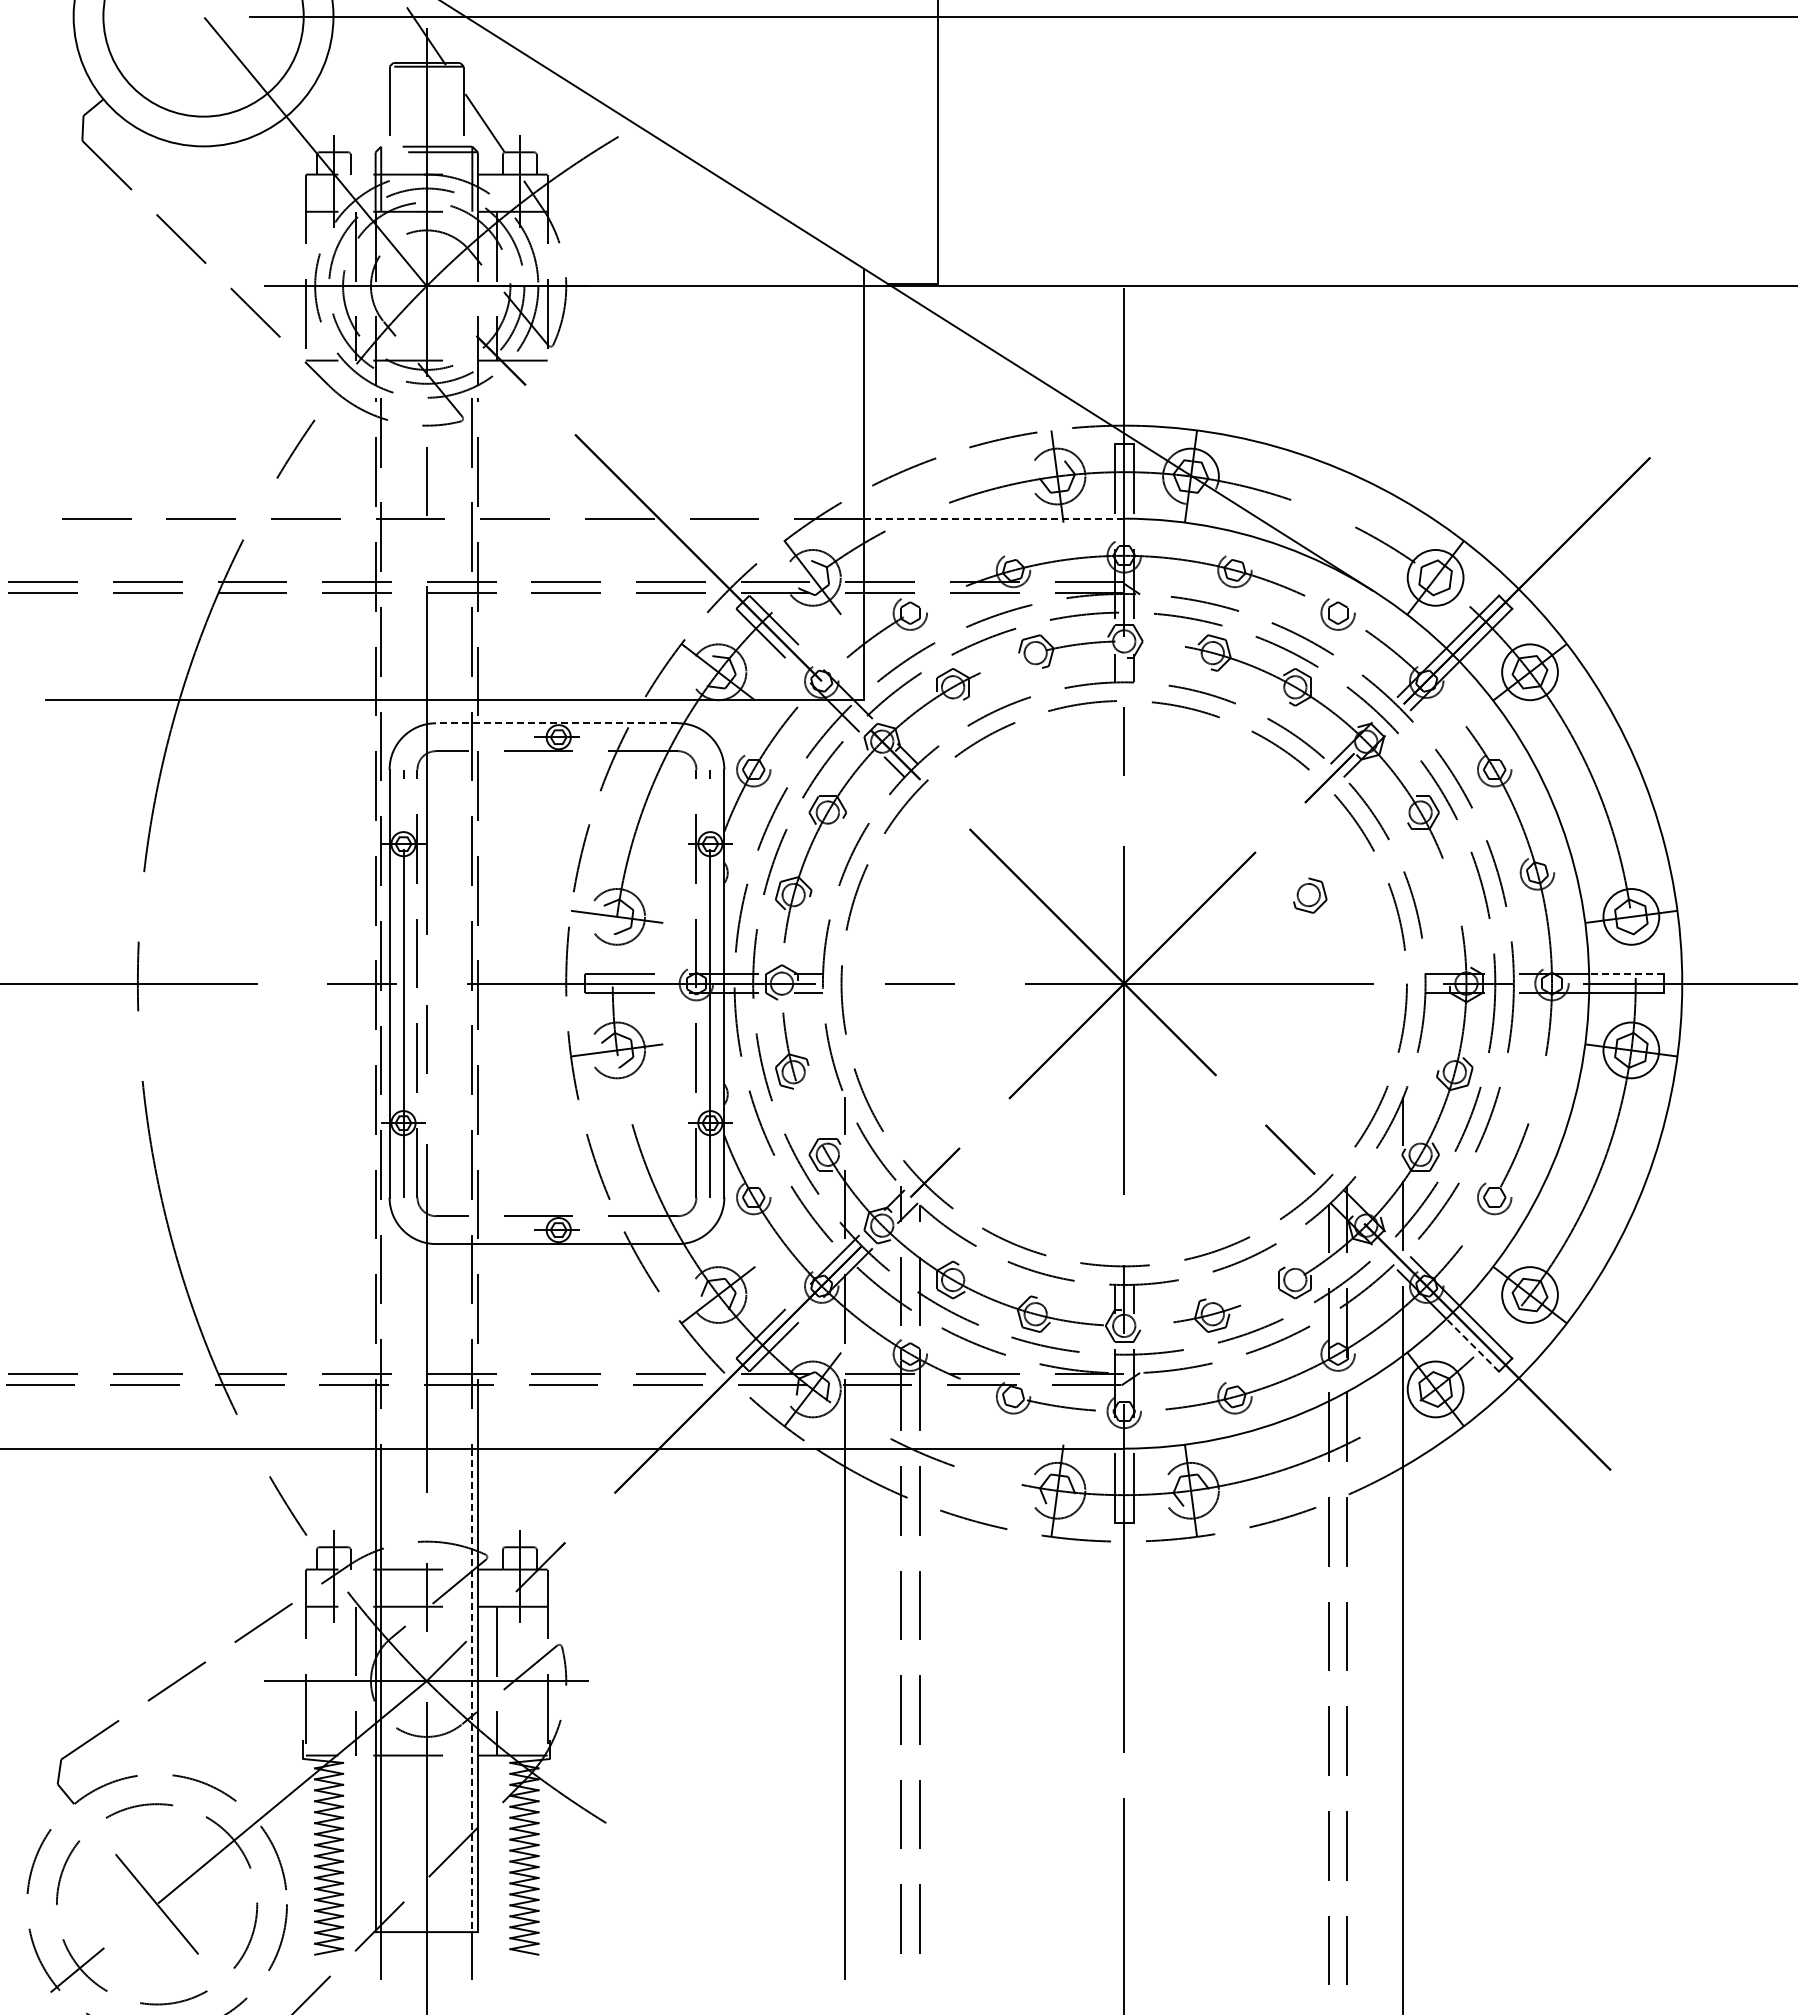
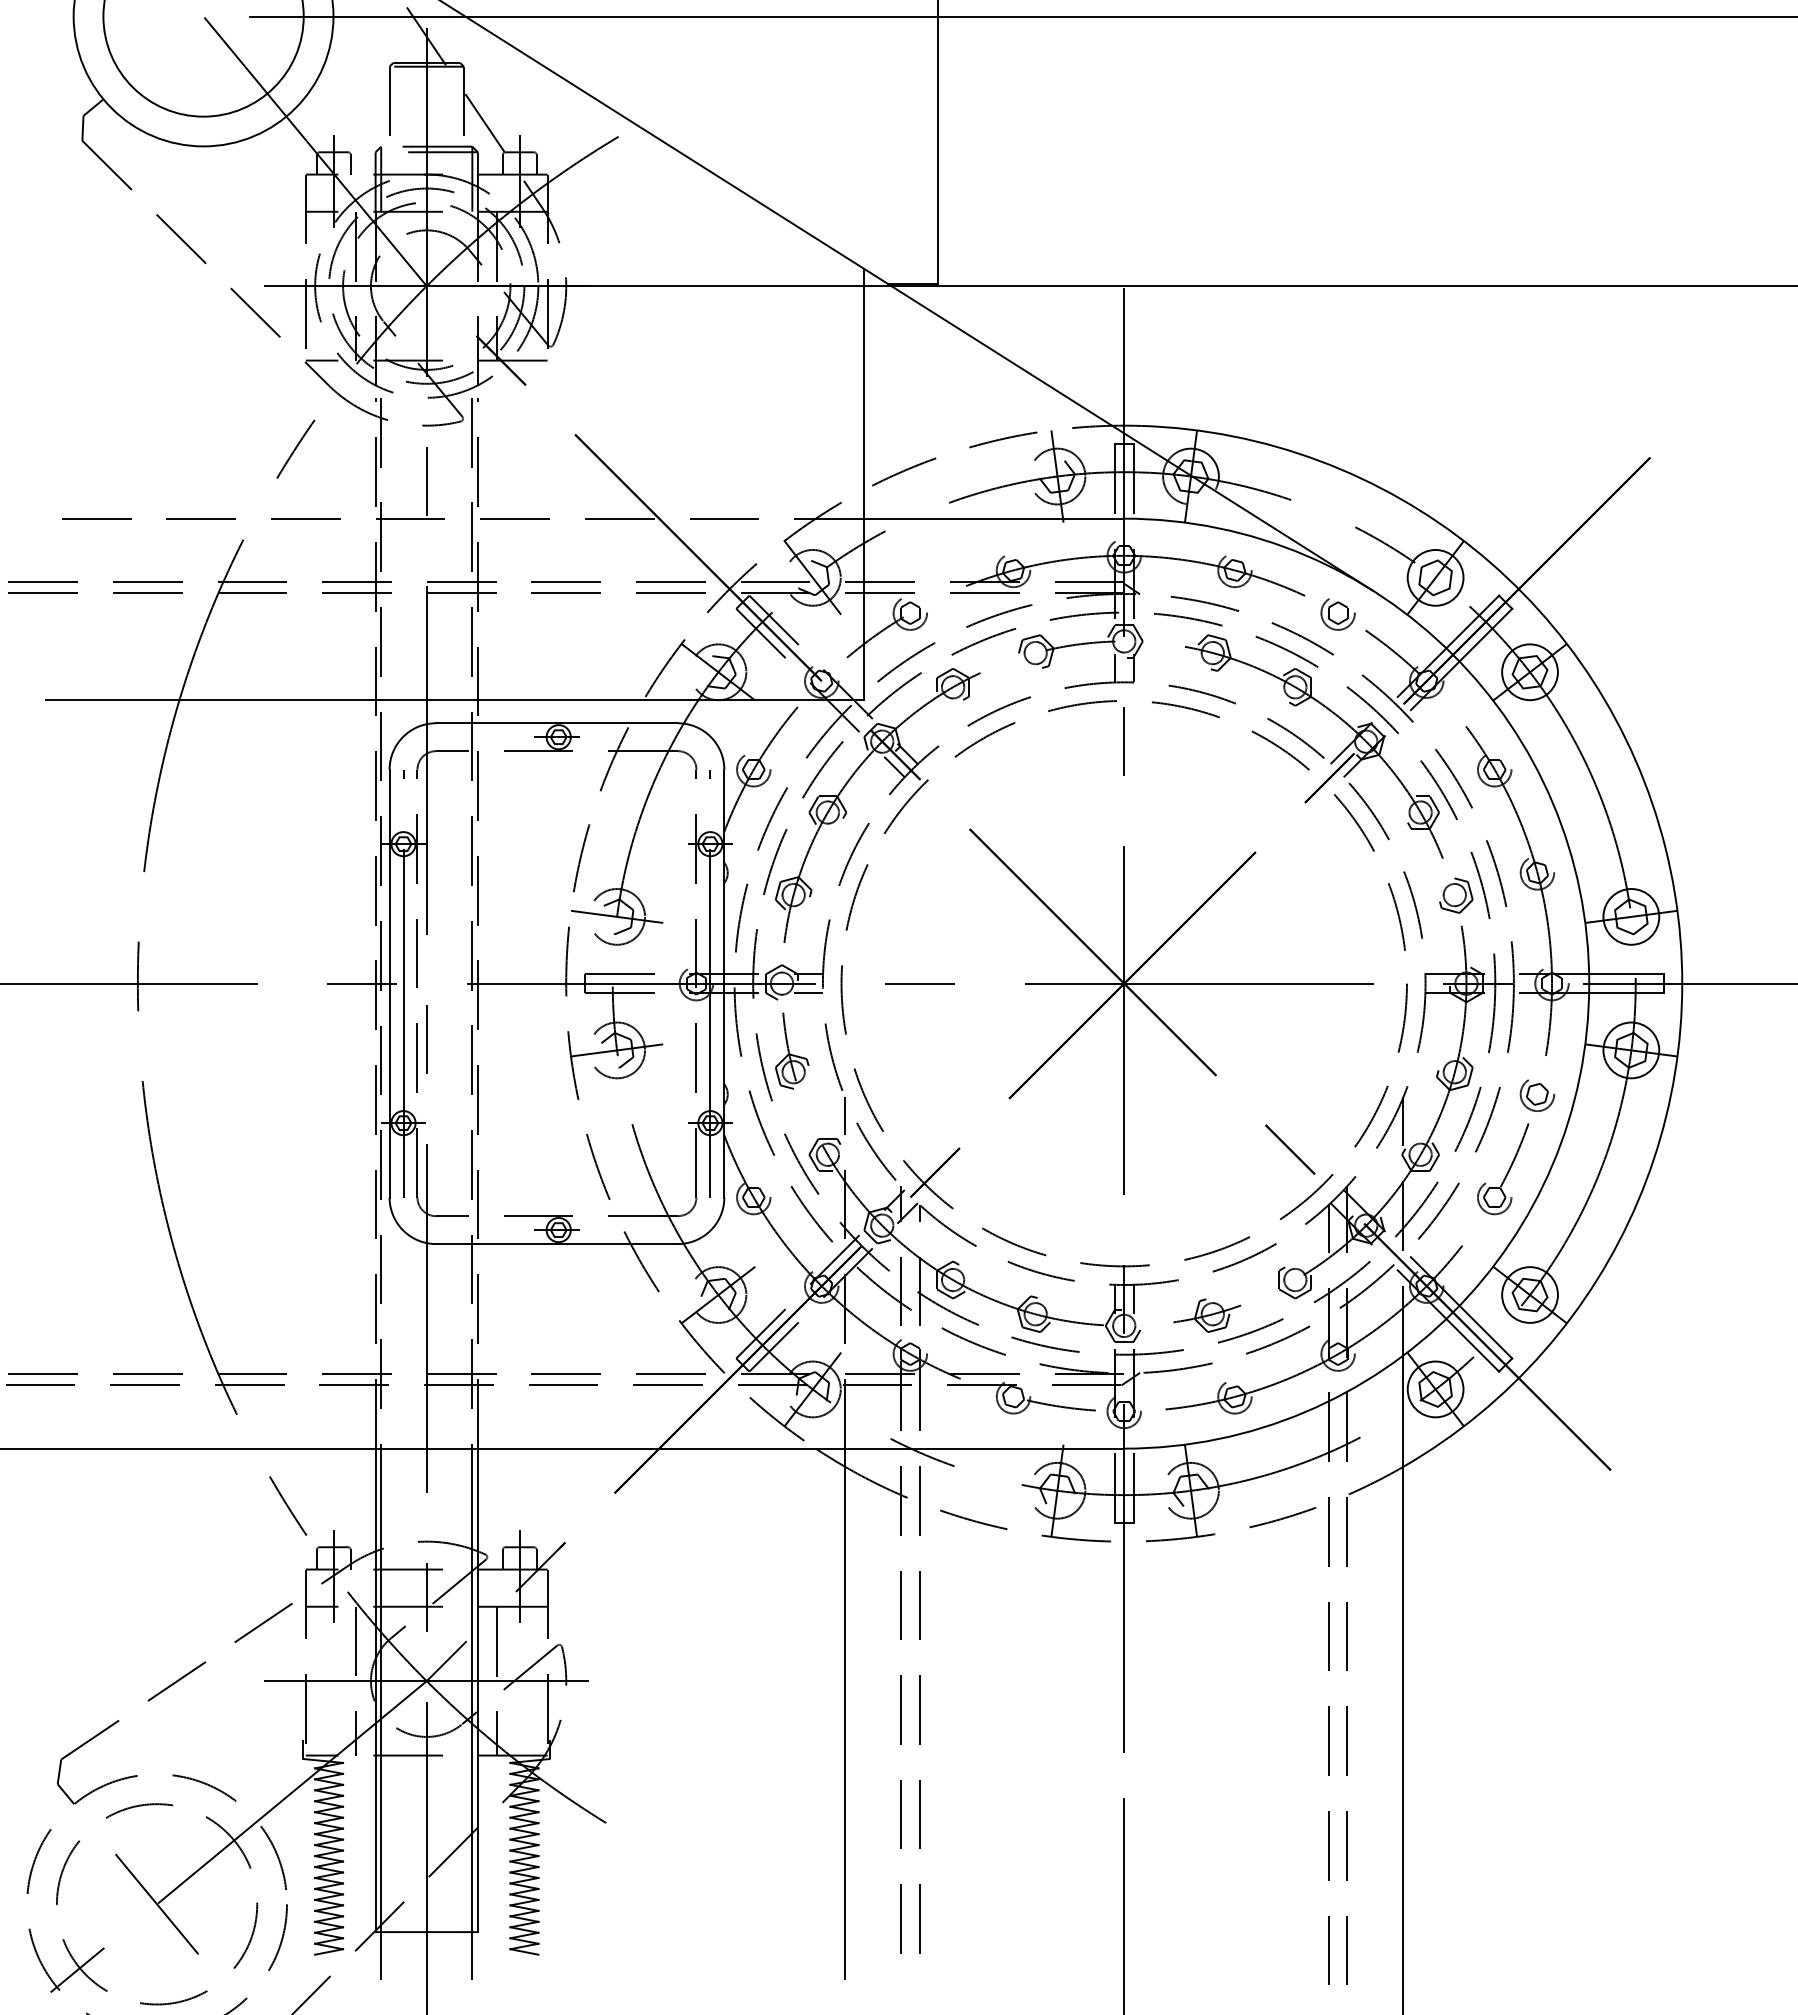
line: dashed -> solid (993, 518)
line: dashed -> solid (556, 723)
part position: (1310, 895) -> (1456, 895) (1456, 895)
line: dashed -> solid (1625, 974)
part: none -> present (1537, 1095)
line: dashed -> solid (1472, 1344)
line: dashed -> solid (472, 1690)
